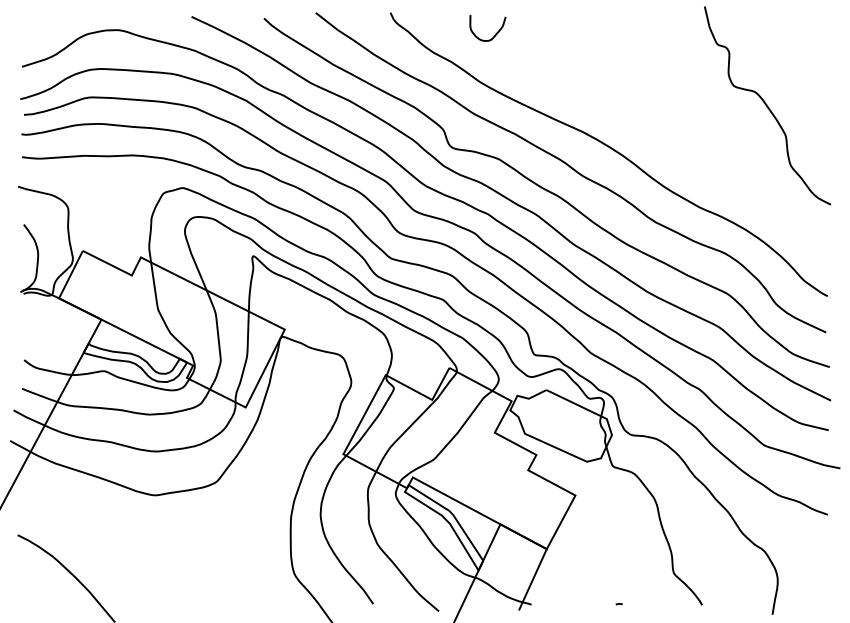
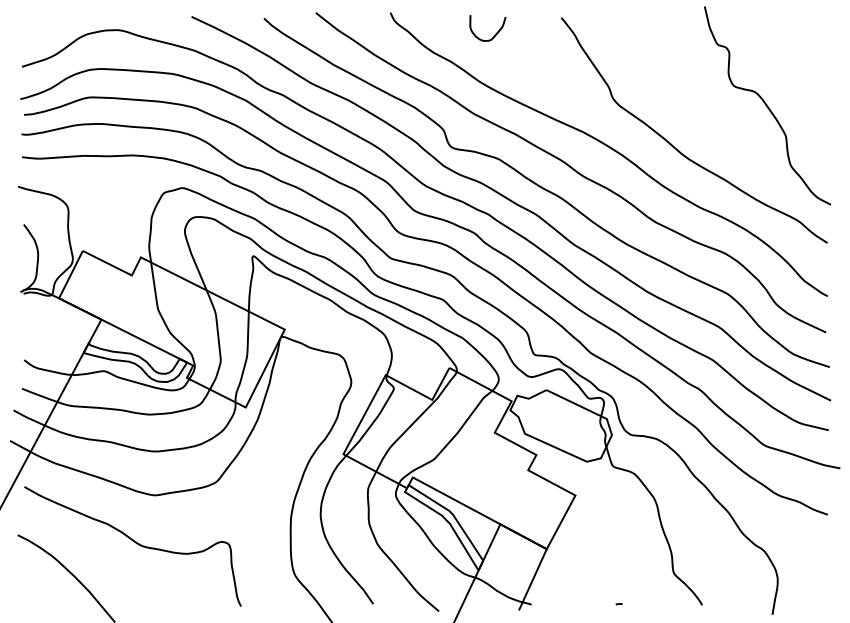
curve: none -> present (678, 149)
curve: none -> present (135, 543)
